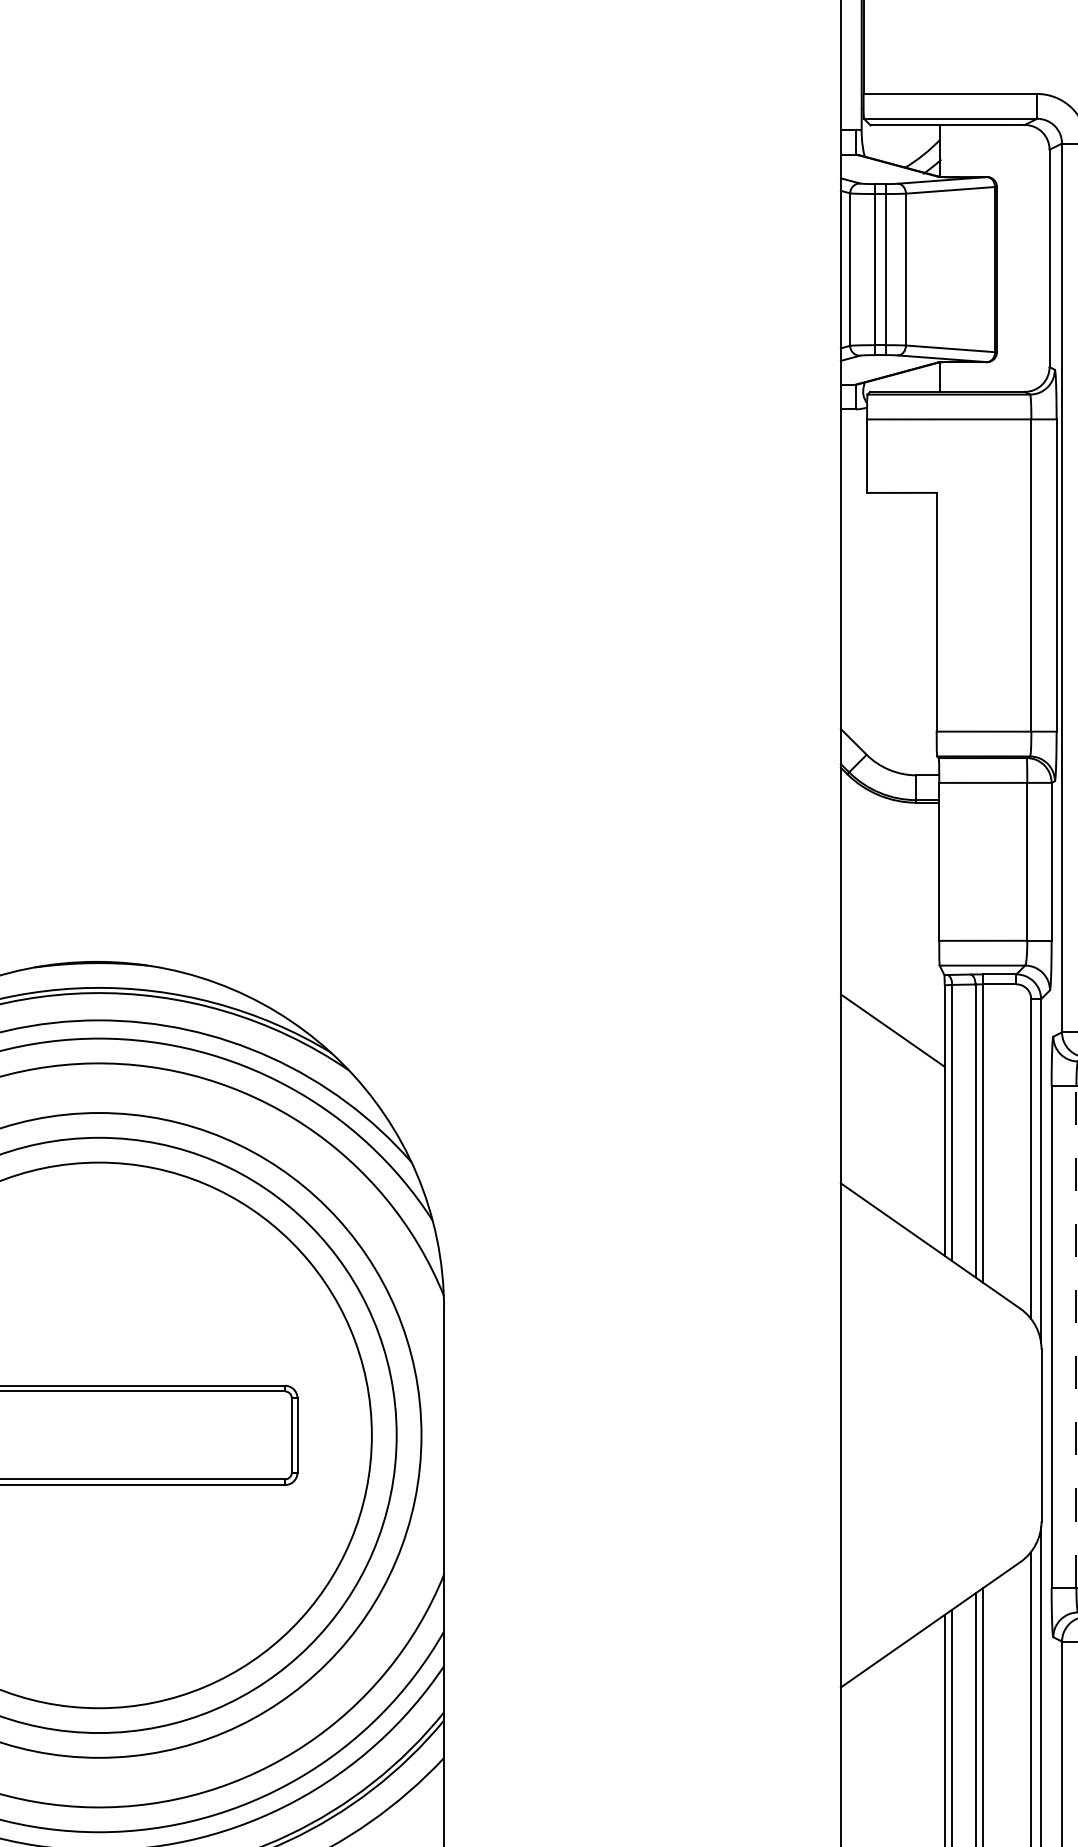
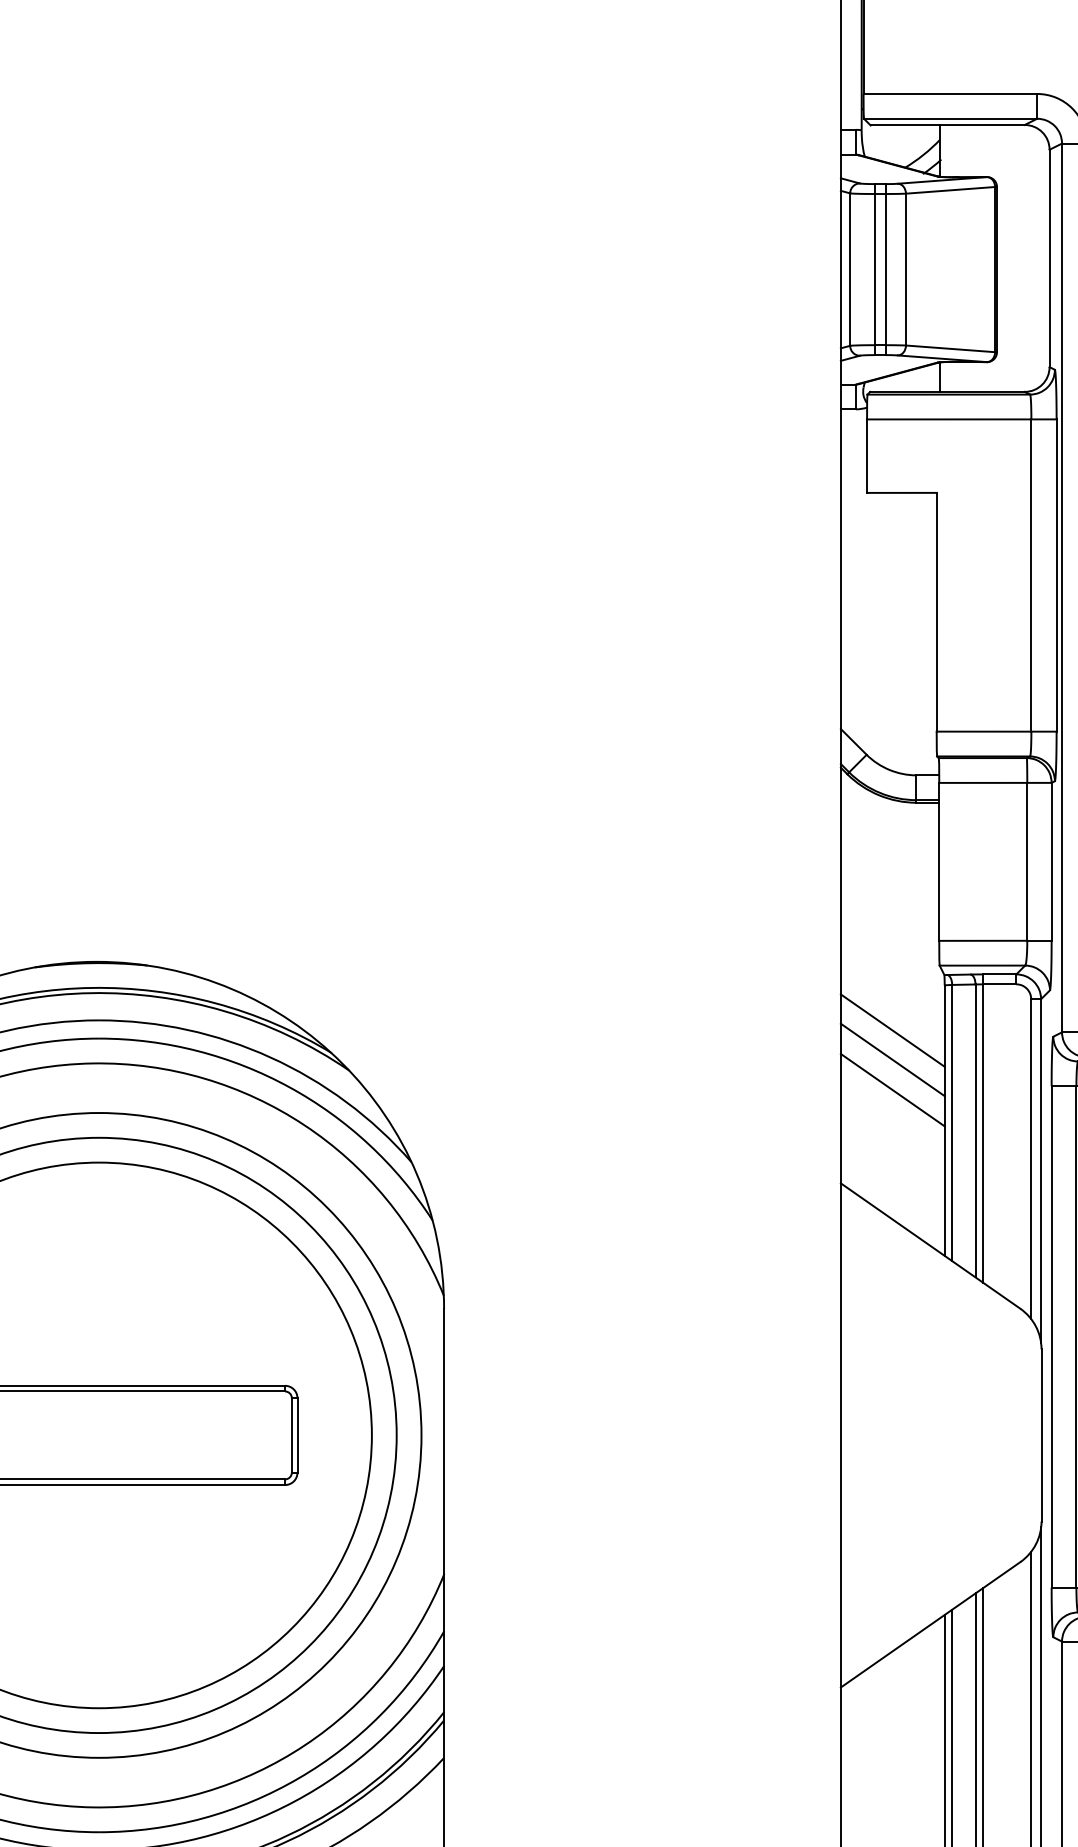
line: none -> present (892, 1059)
line: none -> present (892, 1090)
line: dashed -> solid (1076, 1336)
